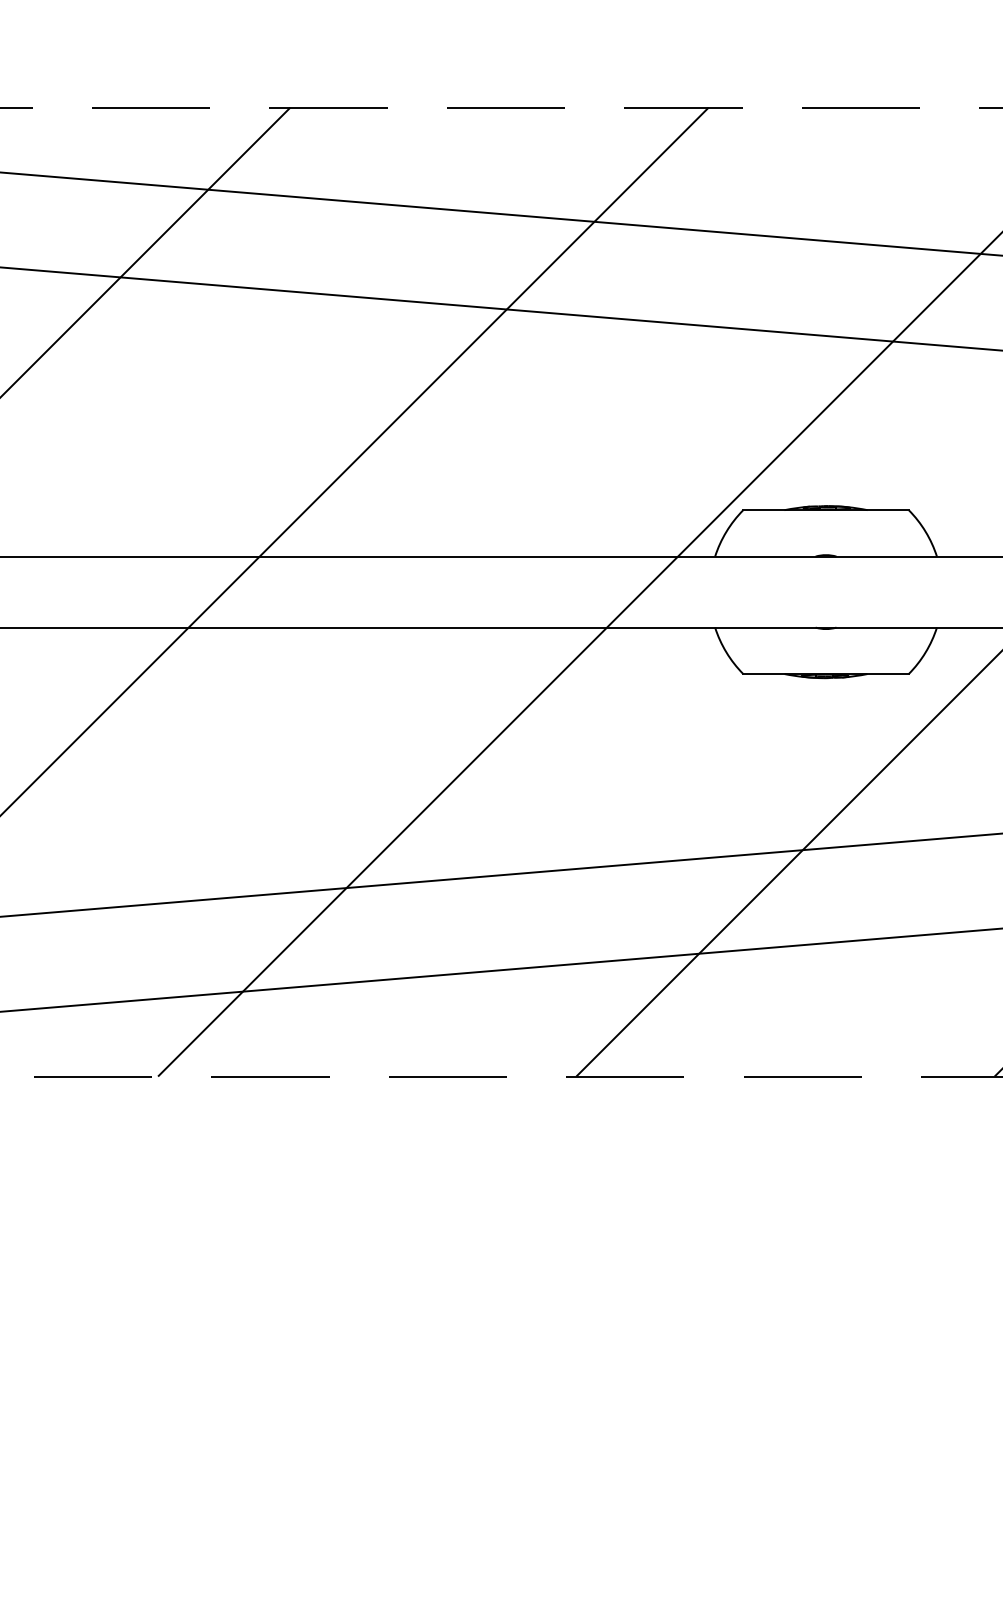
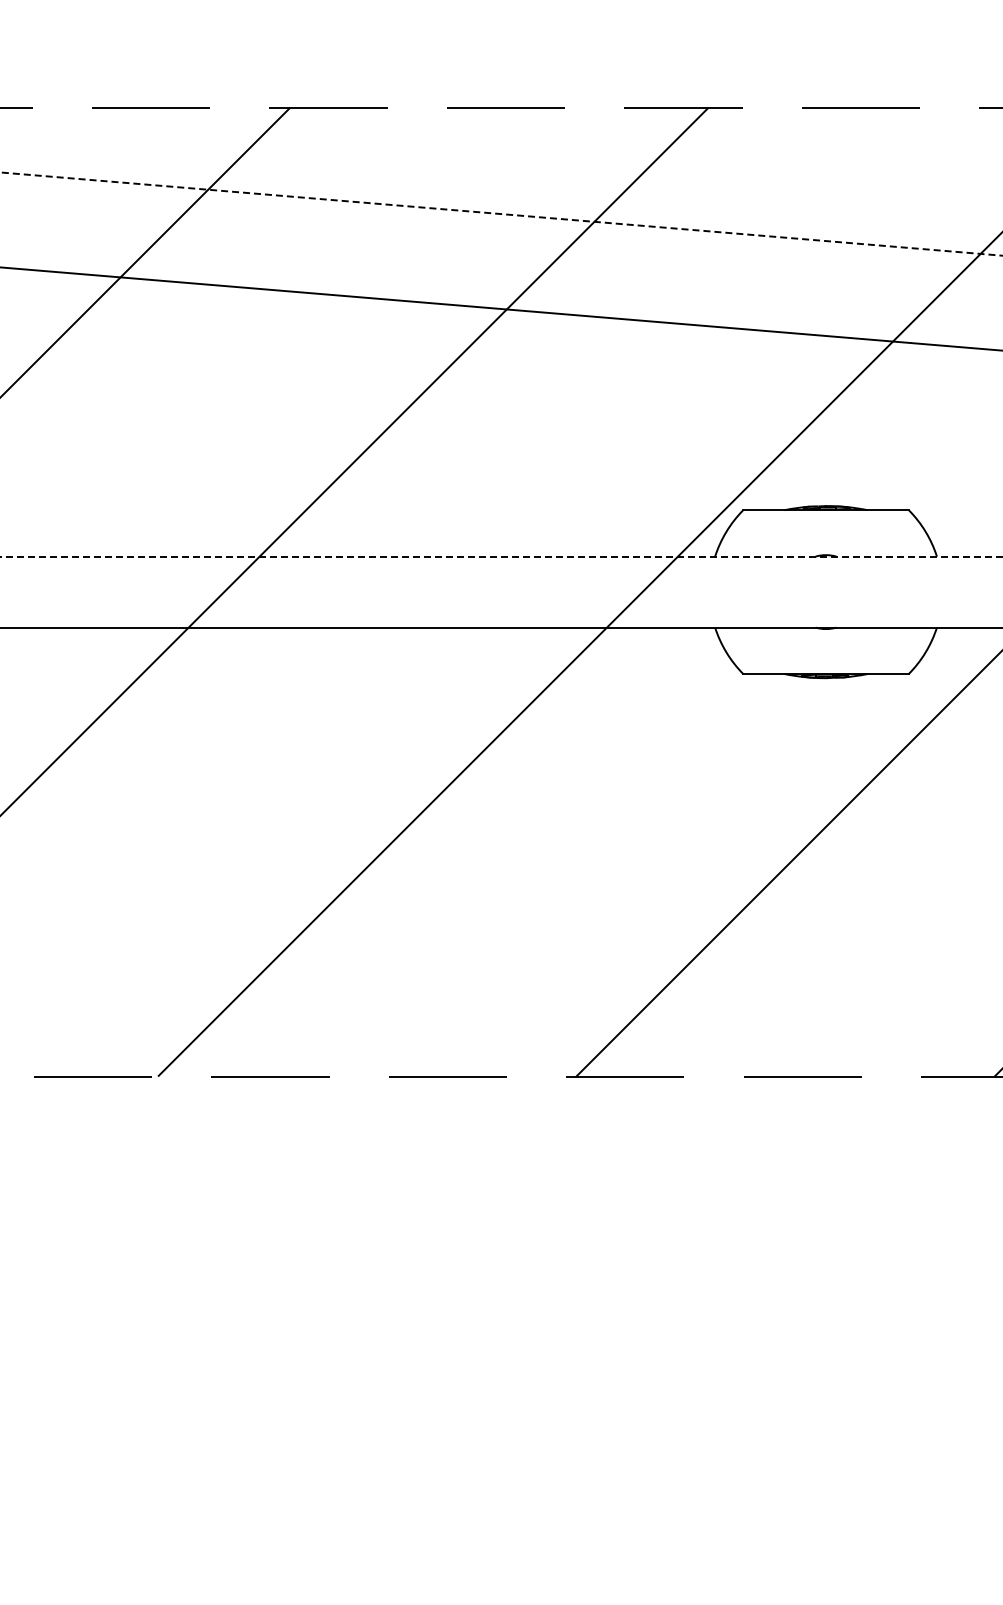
line: solid -> dashed (501, 214)
line: solid -> dashed (501, 556)
line: present -> none (500, 874)
line: present -> none (500, 969)
